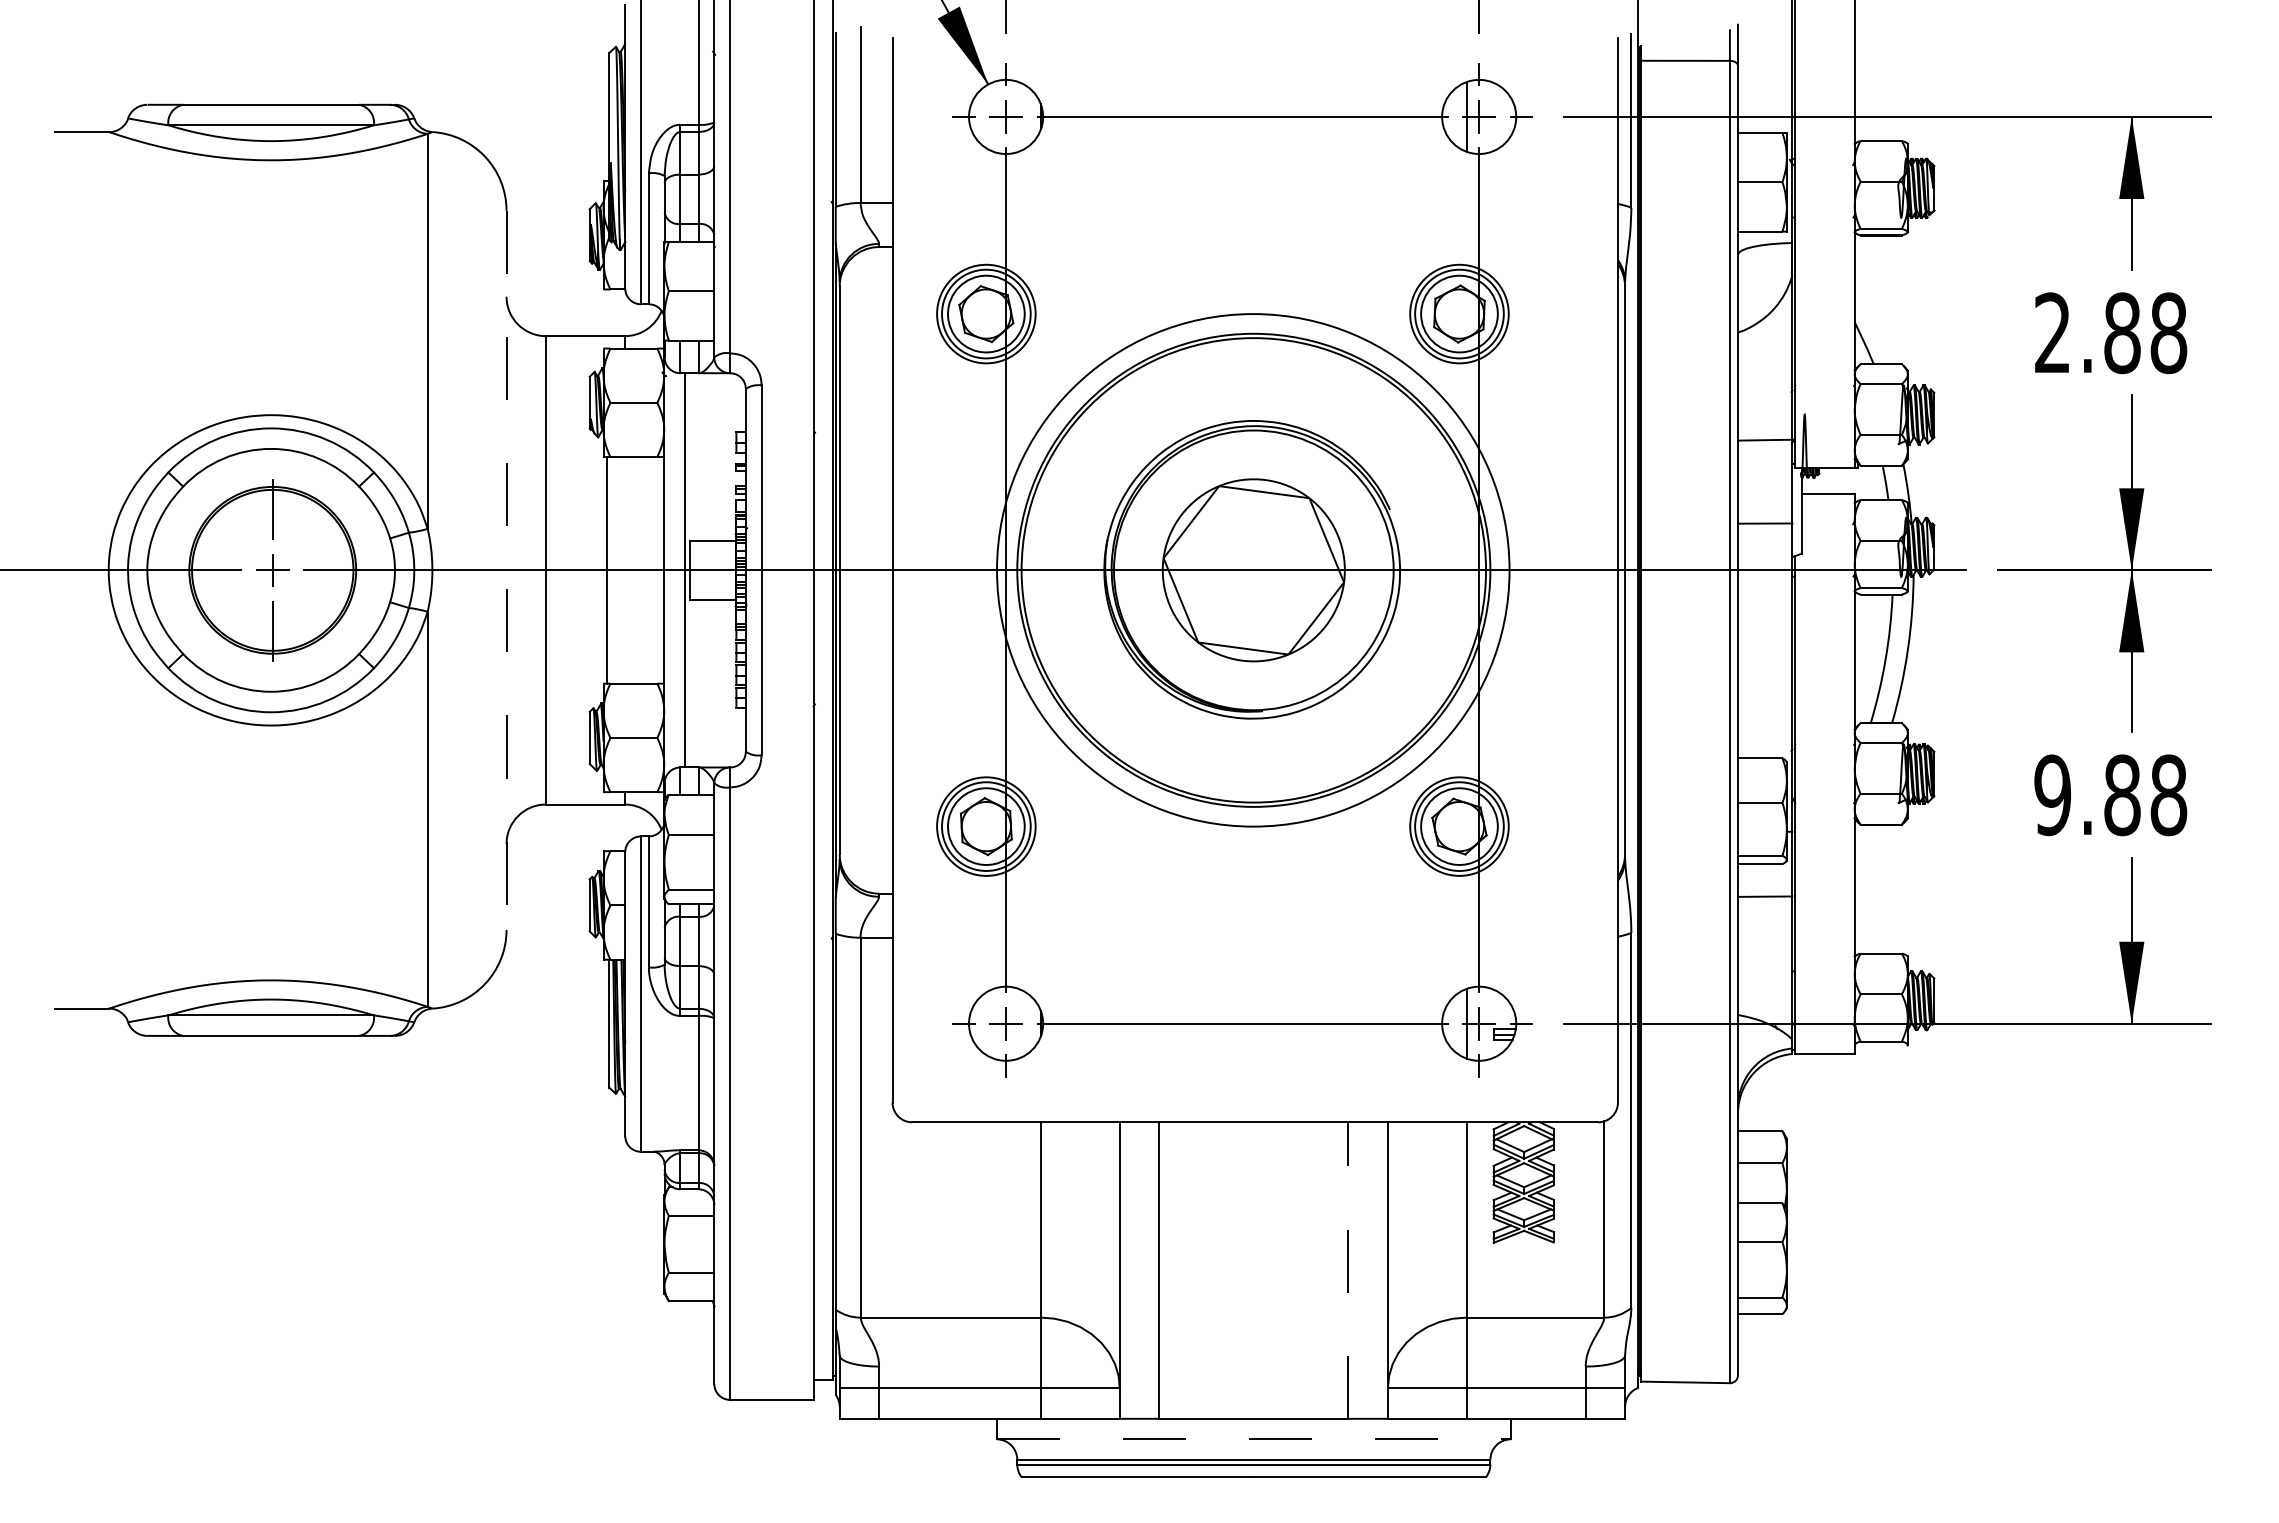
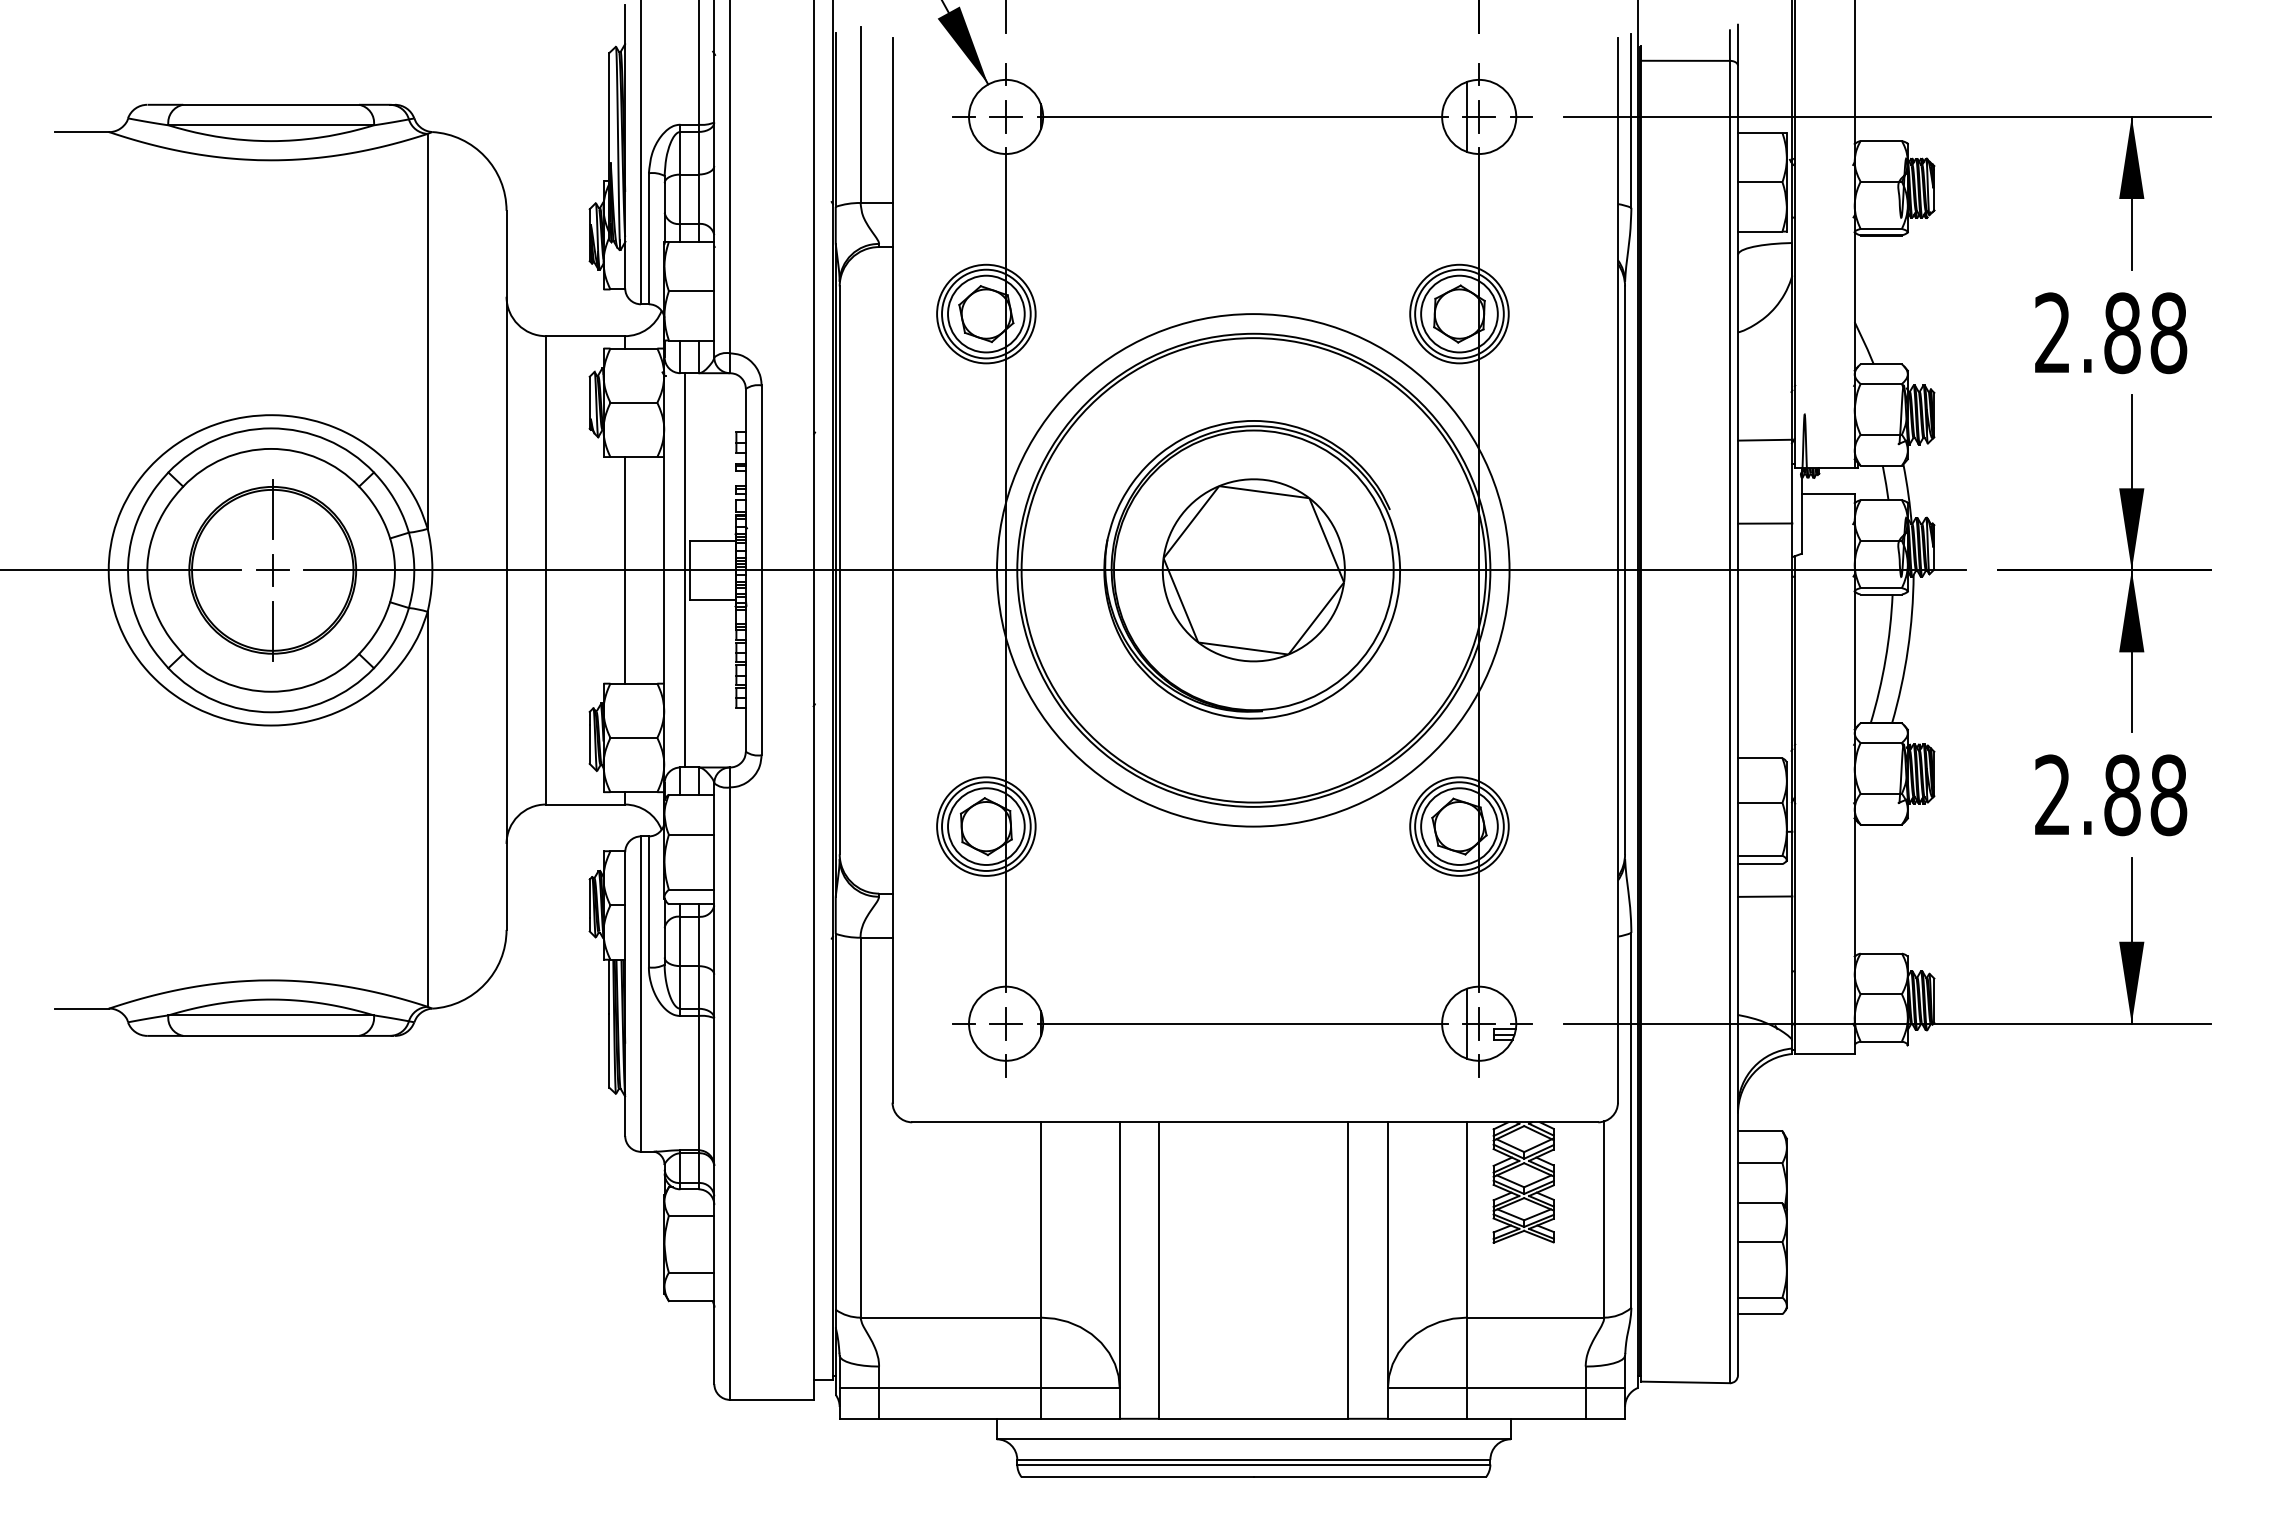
line: dashed -> solid (506, 570)
line position: (606, 570) -> (624, 570) (624, 570)
text: 9.88 -> 2.88 (2052, 795)
line: dashed -> solid (1348, 1270)
line: dashed -> solid (1254, 1439)
